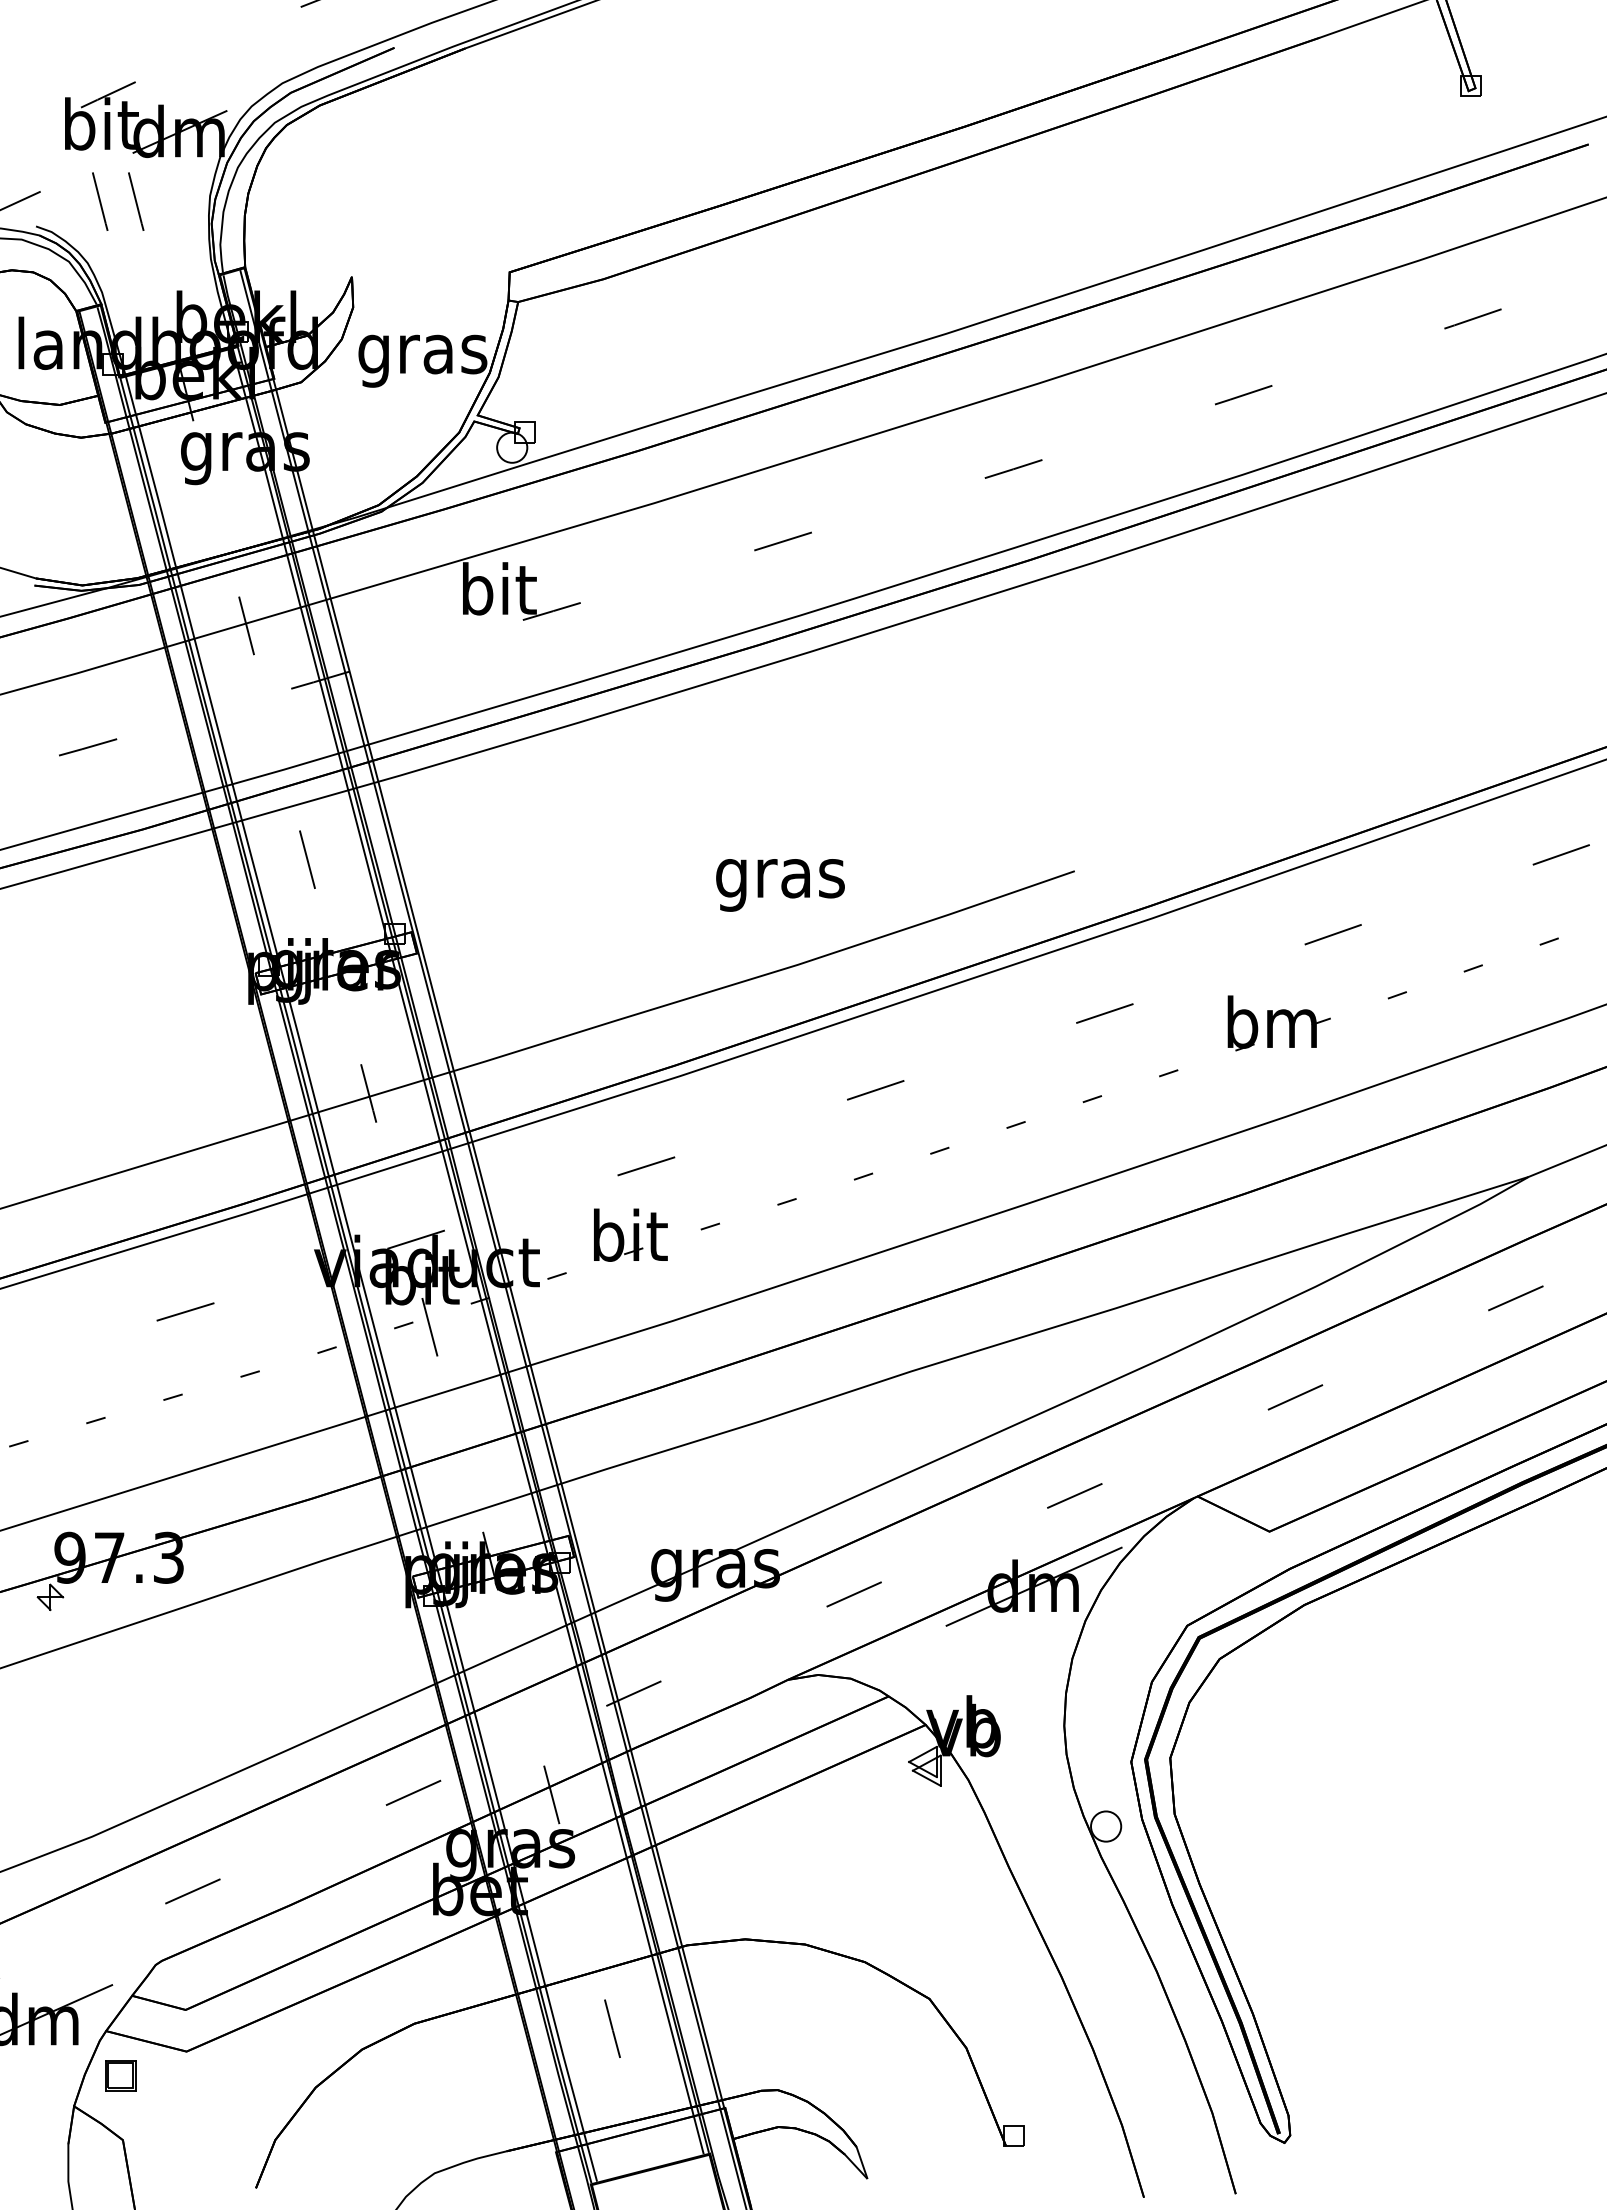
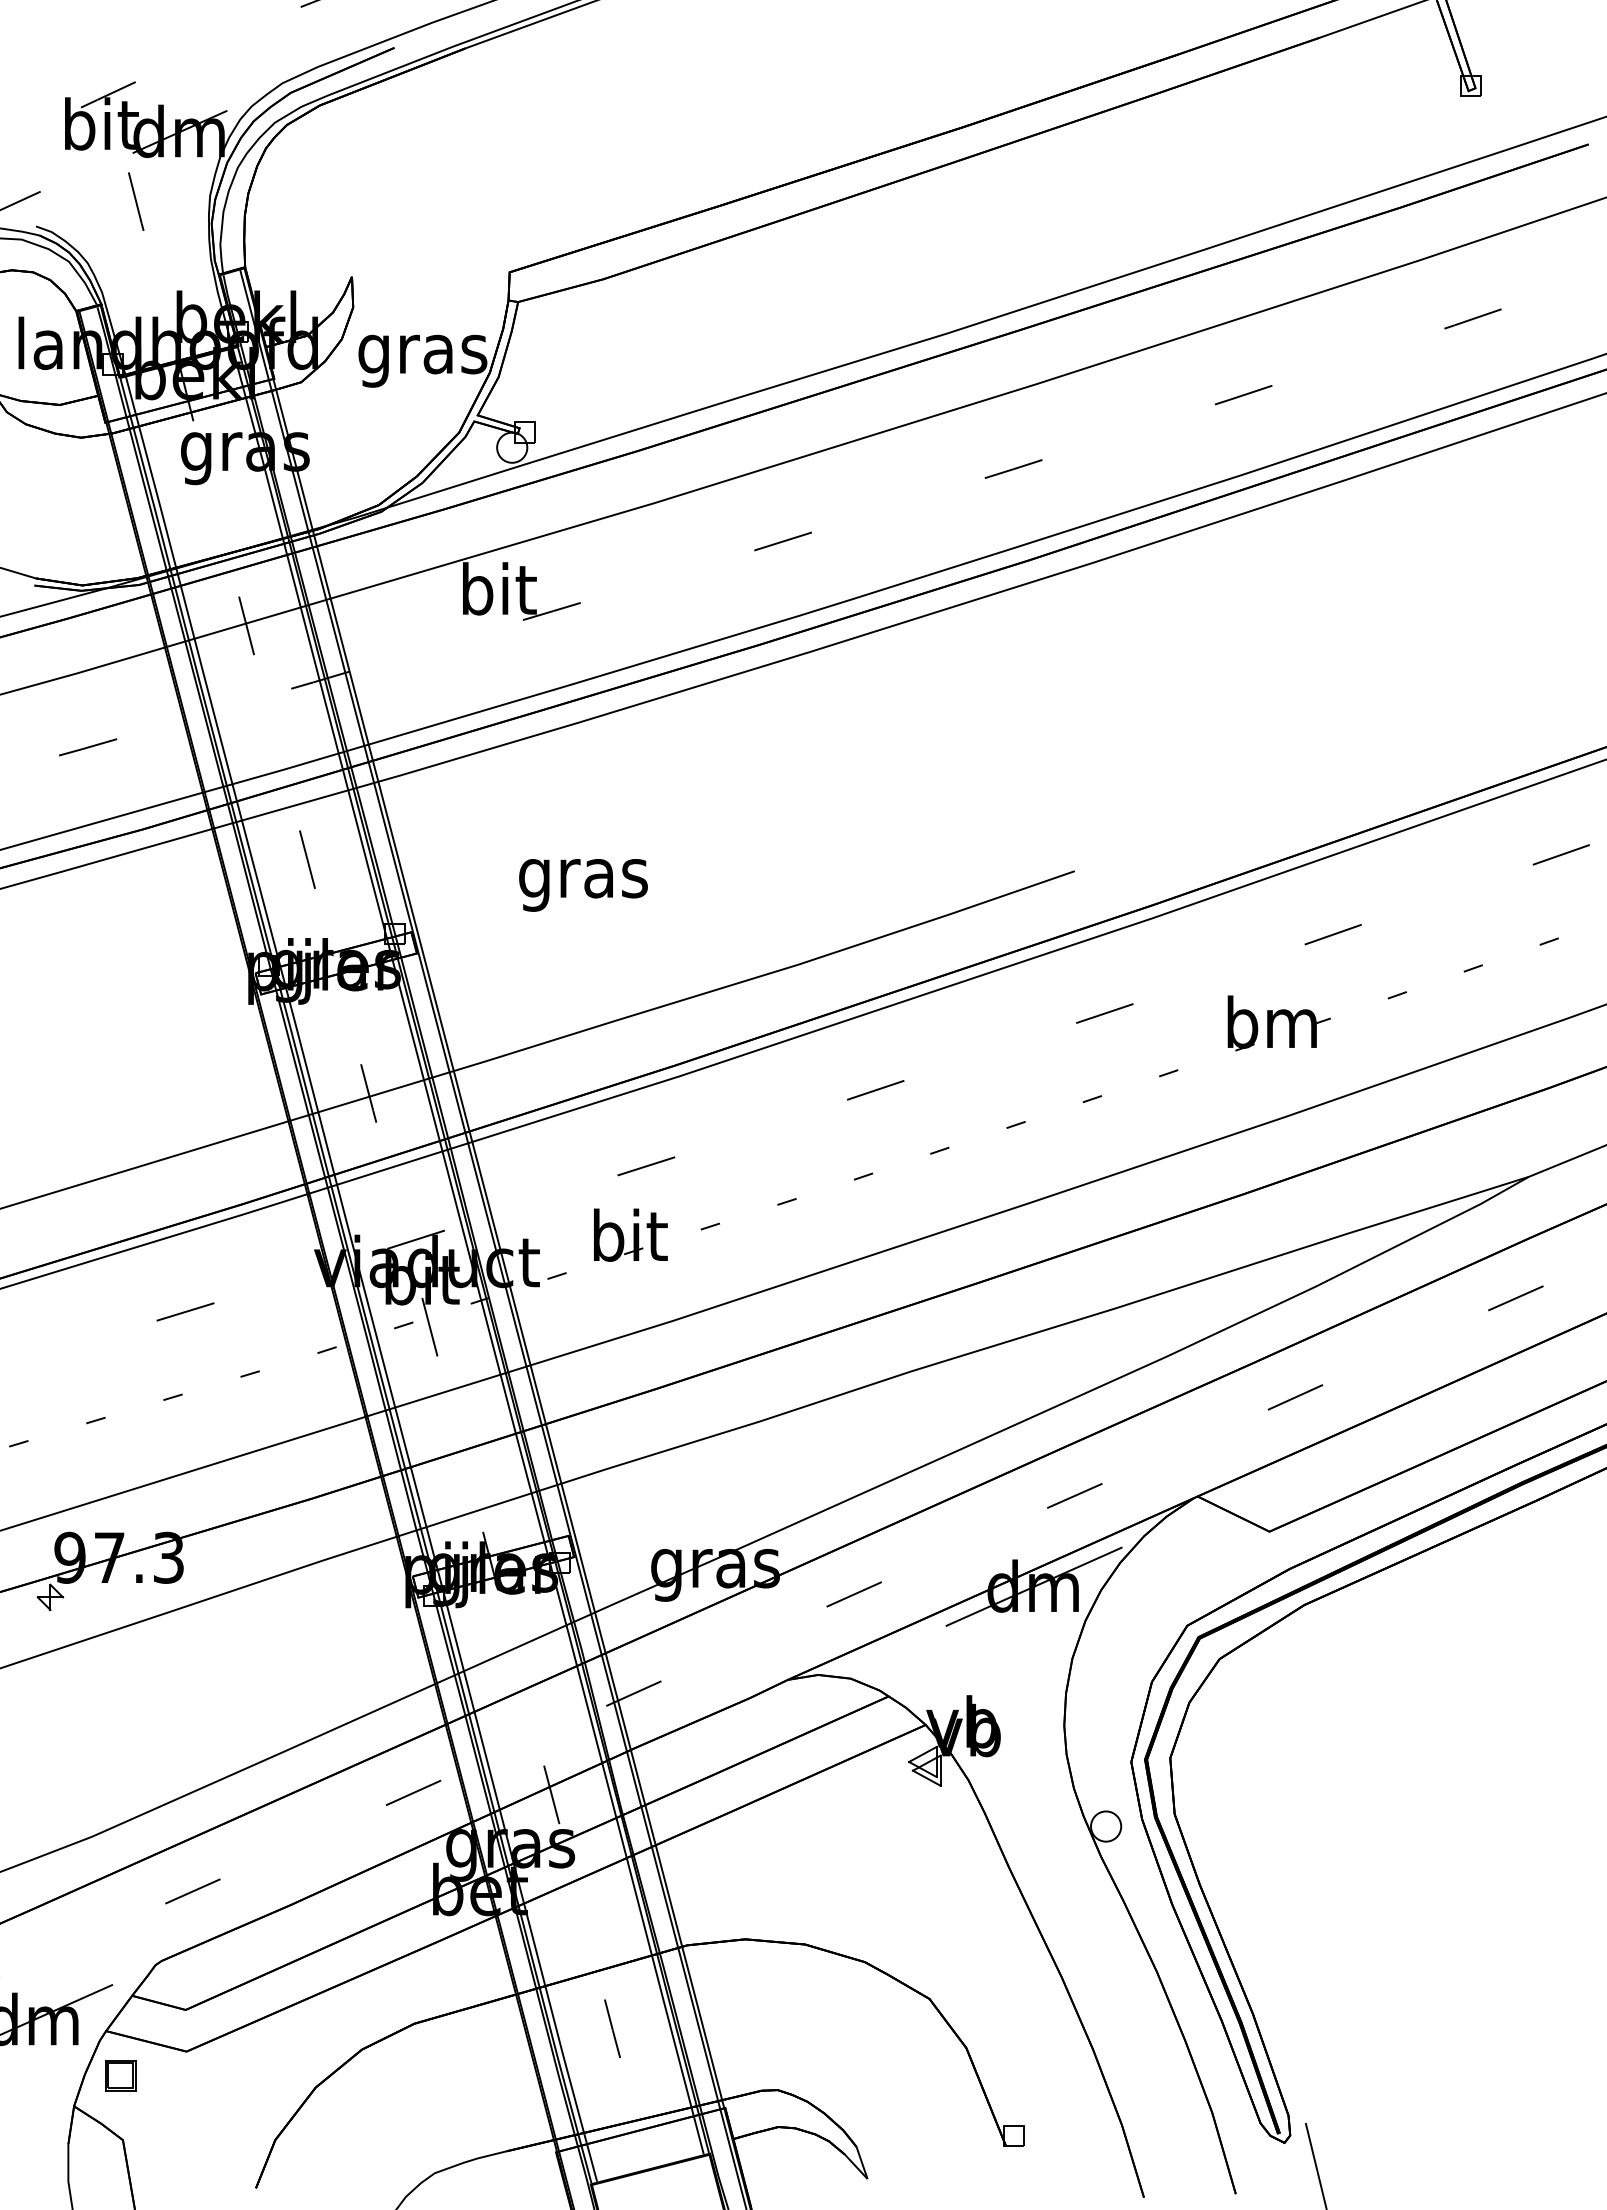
line: present -> none (100, 201)
text position: (780, 885) -> (583, 885) (583, 885)
line: none -> present (1315, 2164)
